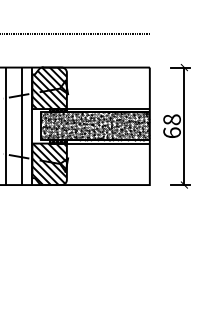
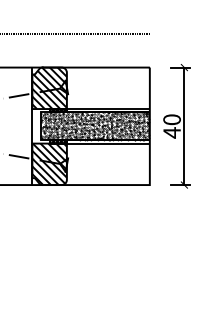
hatch: present -> none (13, 126)
text: 68 -> 40 (171, 126)
